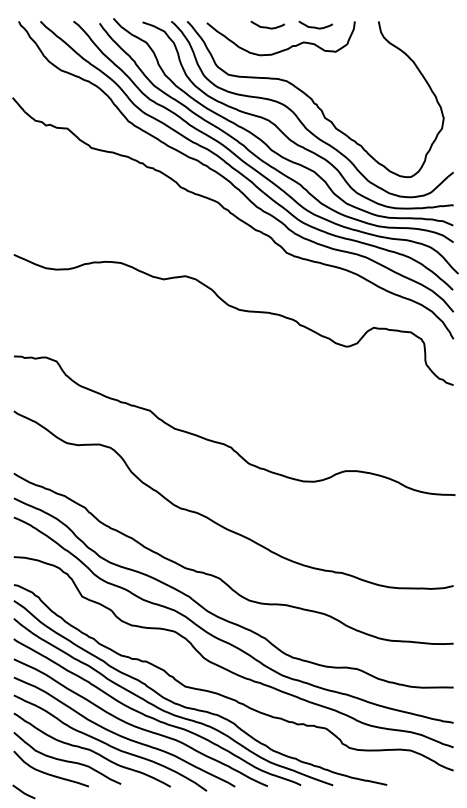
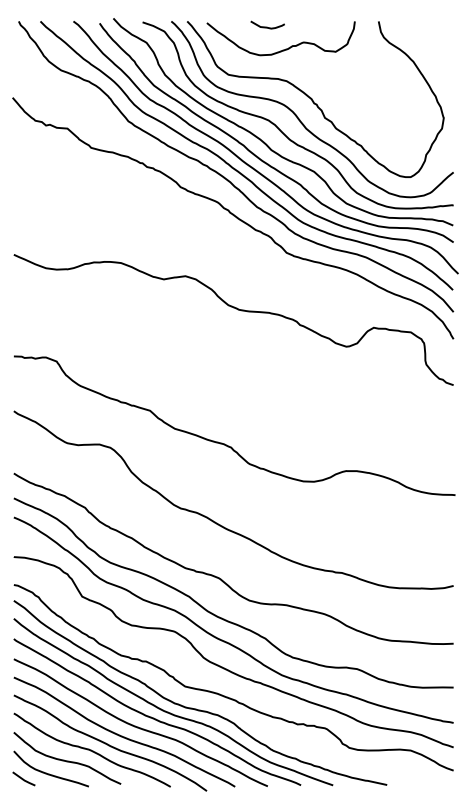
curve: present -> none (315, 26)
line position: (23, 791) -> (23, 778) (23, 778)
